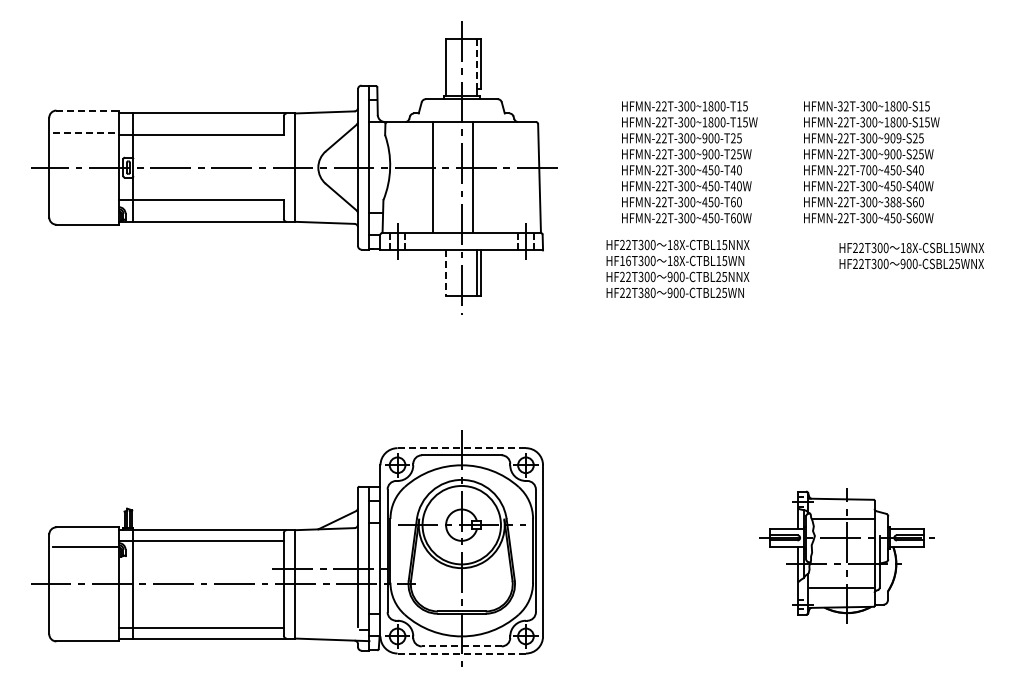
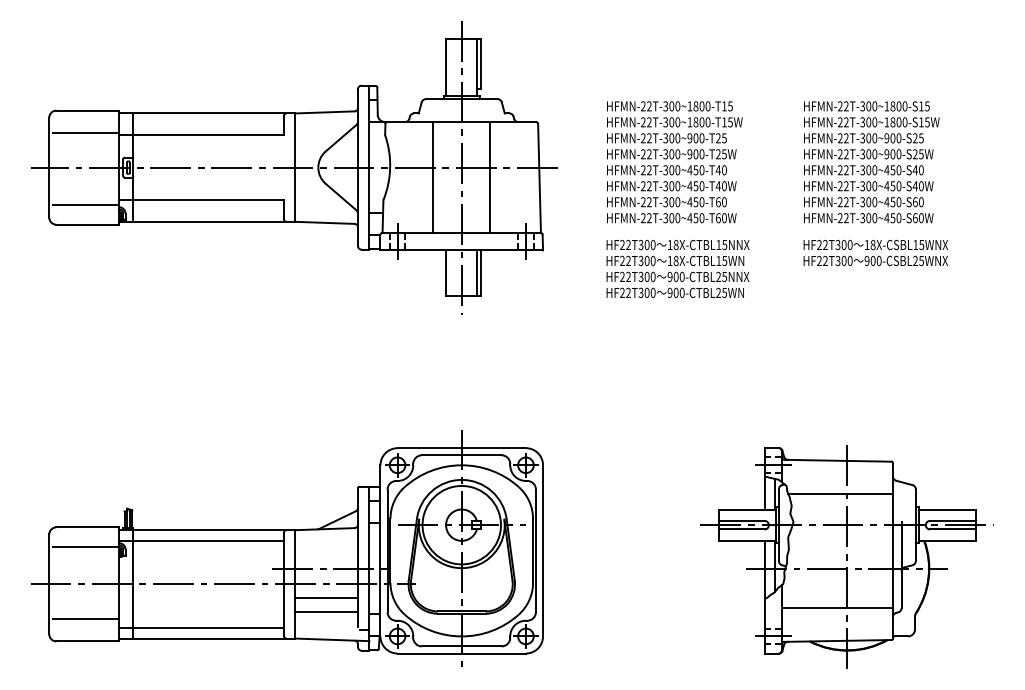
line: dashed -> solid (476, 64)
text: HFMN-32T-300~1800-S15 -> HFMN-22T-300~1800-S15 (840, 106)
line: dashed -> solid (88, 110)
line: dashed -> solid (86, 133)
text: HFMN-22T-300~909-S25 -> HFMN-22T-300~900-S25 (898, 138)
text position: (689, 162) -> (674, 162) (674, 162)
text: HFMN-22T-700~450-S40 -> HFMN-22T-300~450-S40 (862, 170)
line position: (473, 177) -> (490, 177) (490, 177)
text: HFMN-22T-300~388-S60 -> HFMN-22T-300~450-S60 (892, 202)
line: none -> present (85, 204)
text position: (911, 256) -> (875, 253) (875, 253)
text: HF16T300 -> HF22T300 (625, 260)
line: dashed -> solid (446, 273)
text: HF22T380 -> HF22T300 (646, 292)
line: dashed -> solid (461, 448)
part size: 176x136 px -> 294x224 px (846, 556)
line: none -> present (326, 597)
line: none -> present (326, 612)
line: none -> present (85, 618)
line: dashed -> solid (461, 646)
line: dashed -> solid (462, 653)
